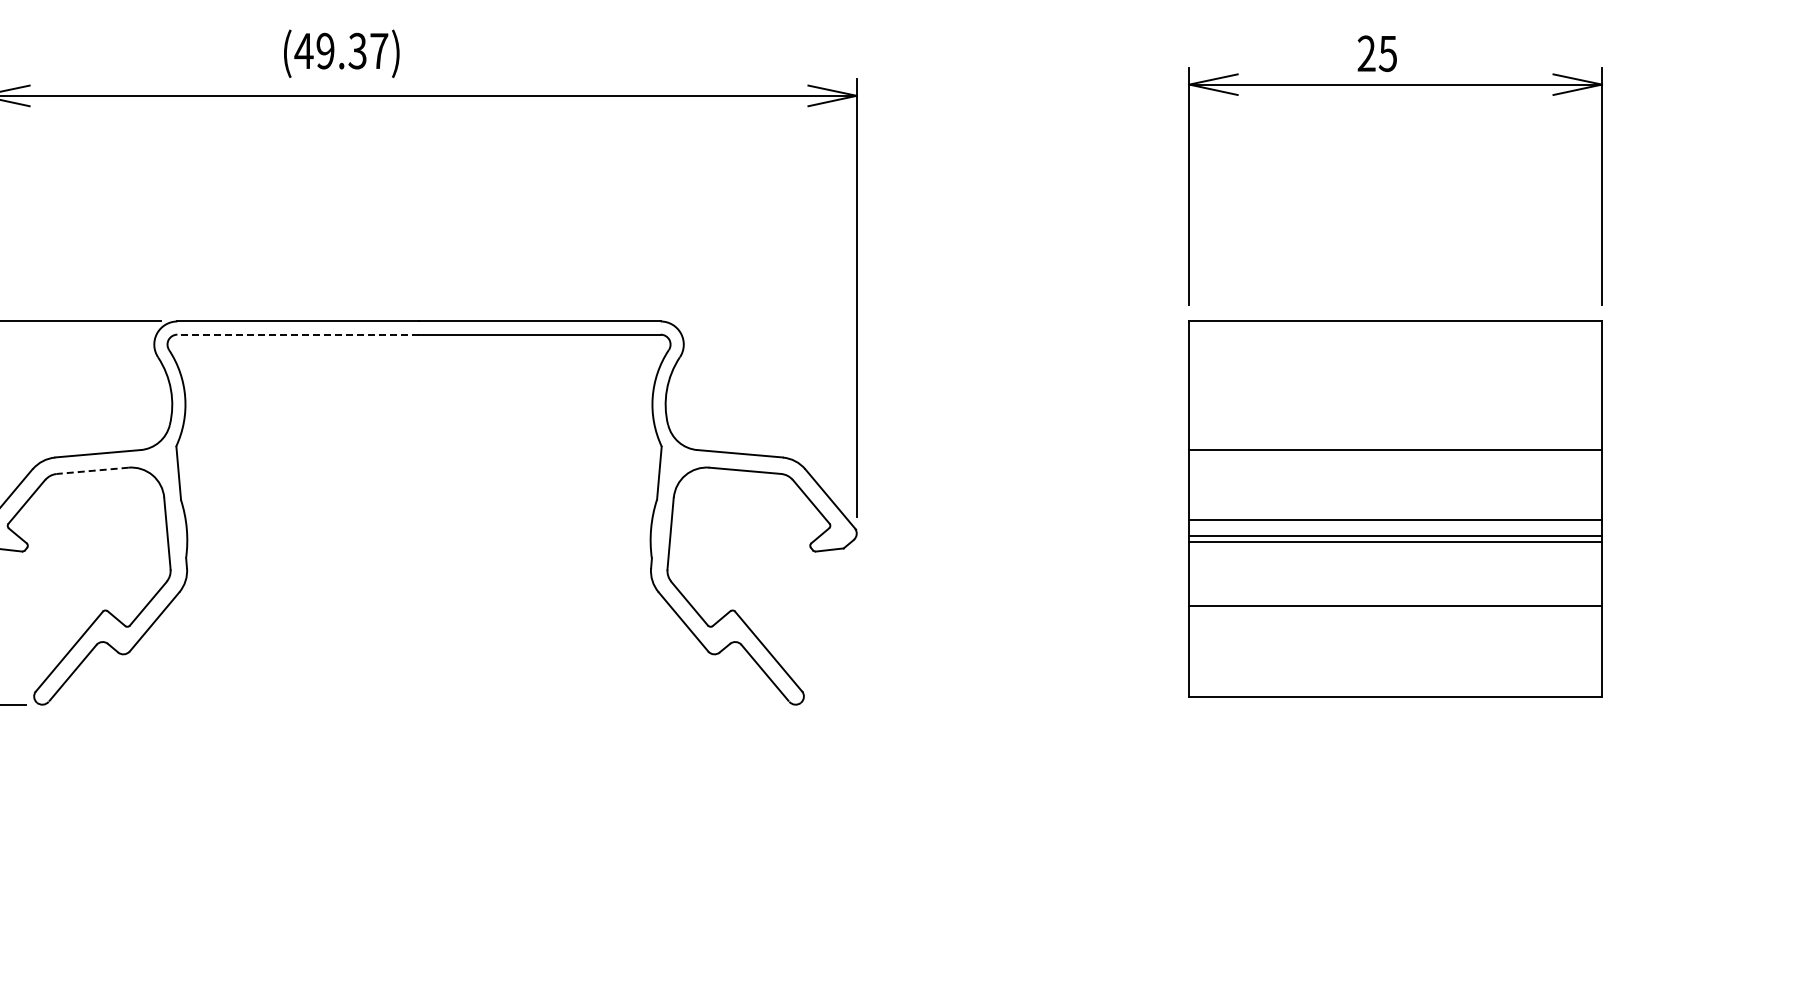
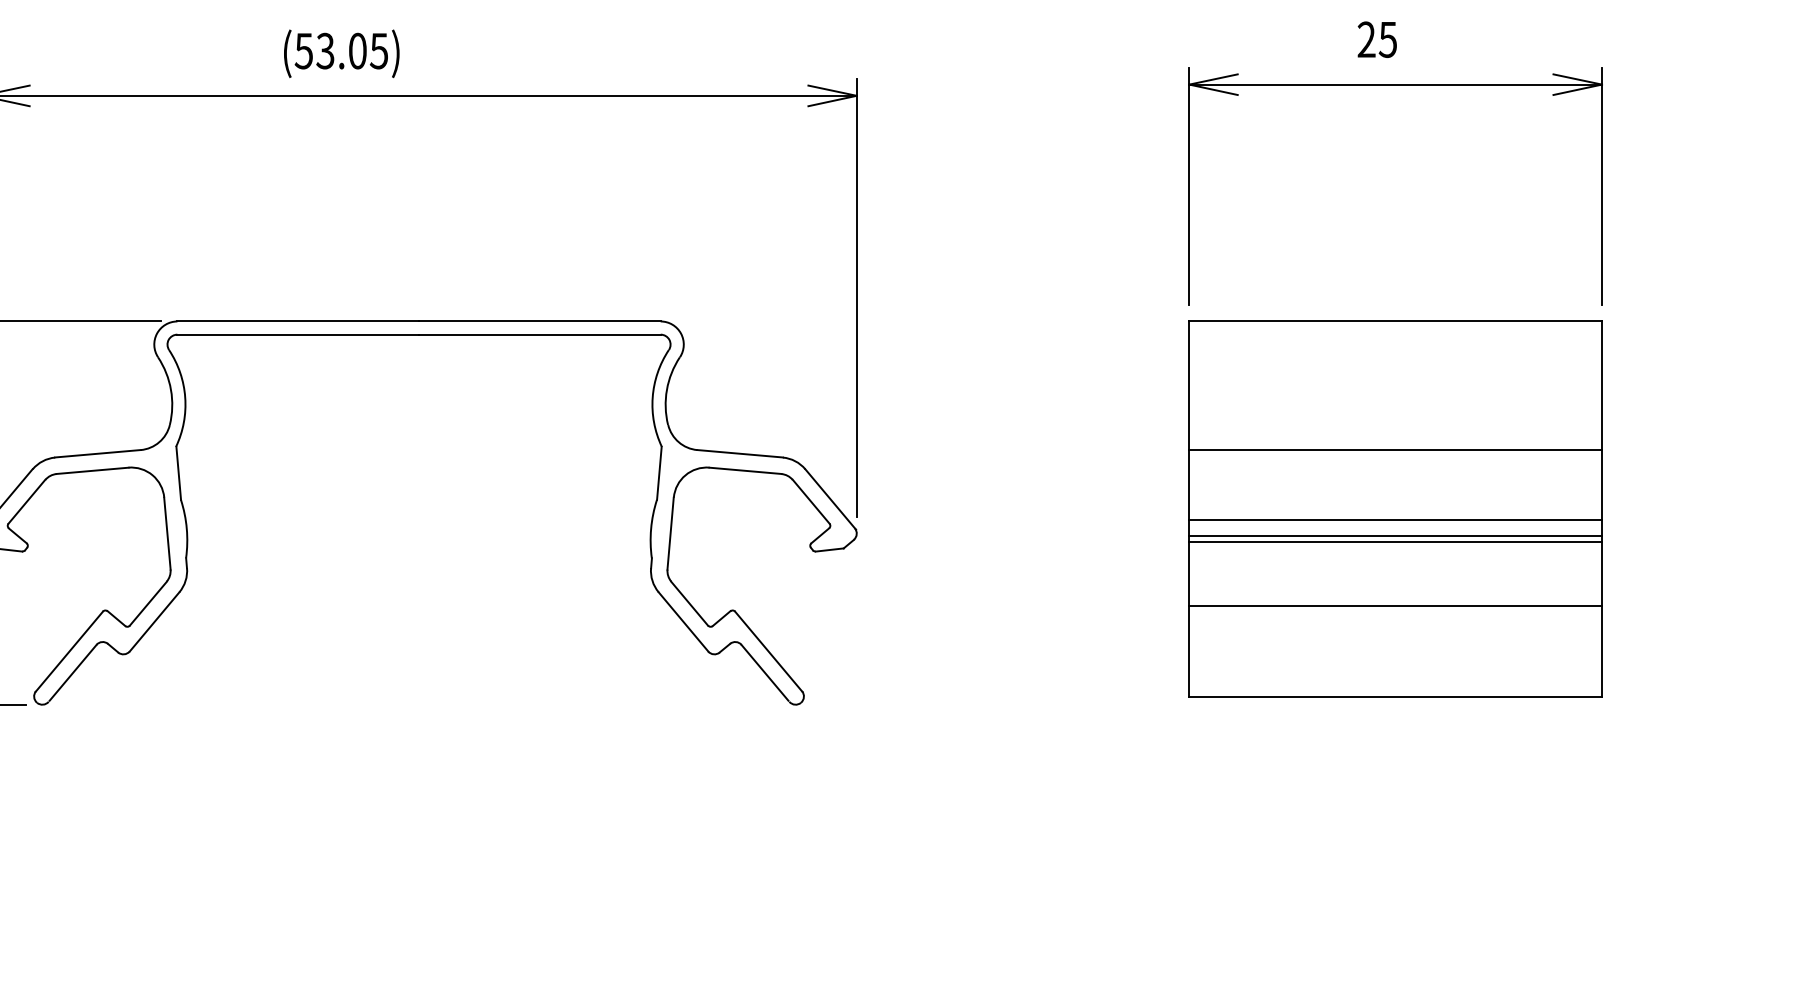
text: (49.37) -> (53.05) (341, 50)
text position: (1376, 53) -> (1376, 39) (1376, 39)
line: dashed -> solid (298, 334)
line: dashed -> solid (92, 470)
